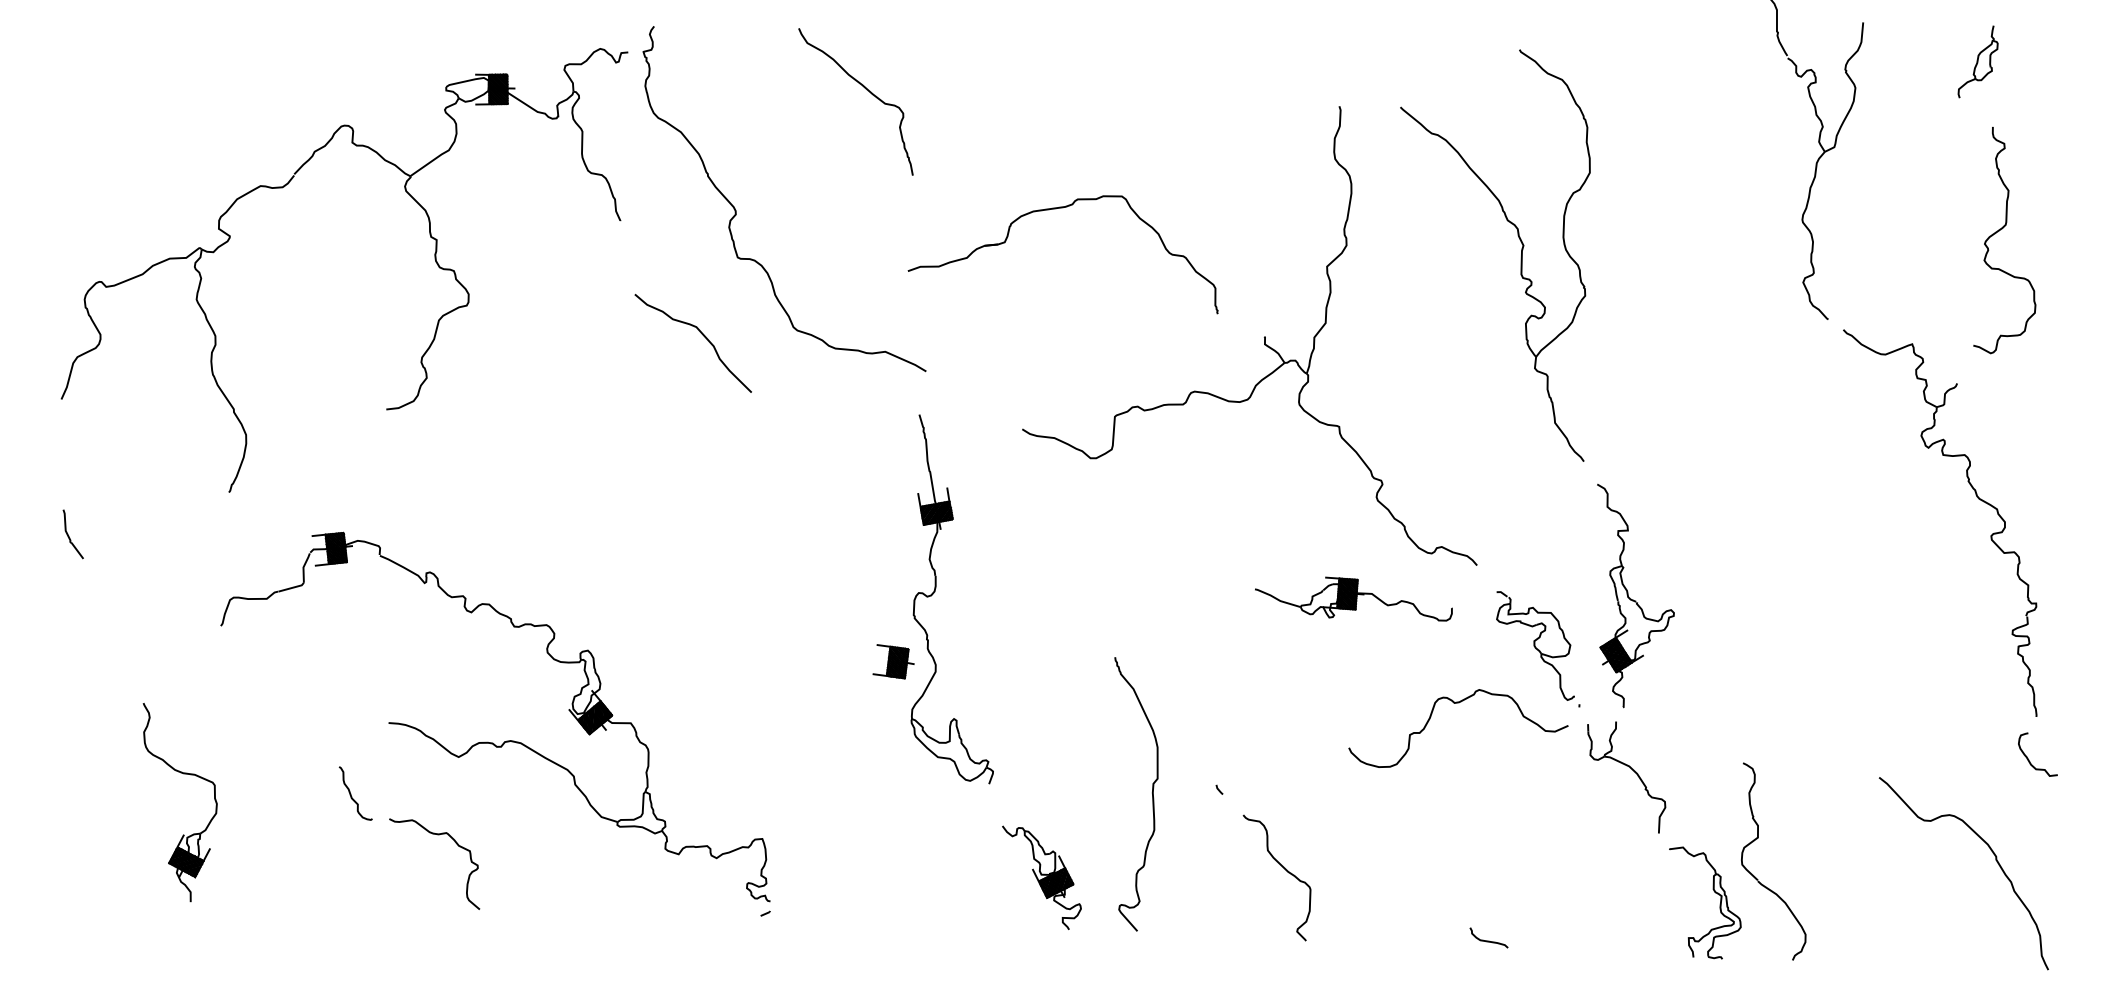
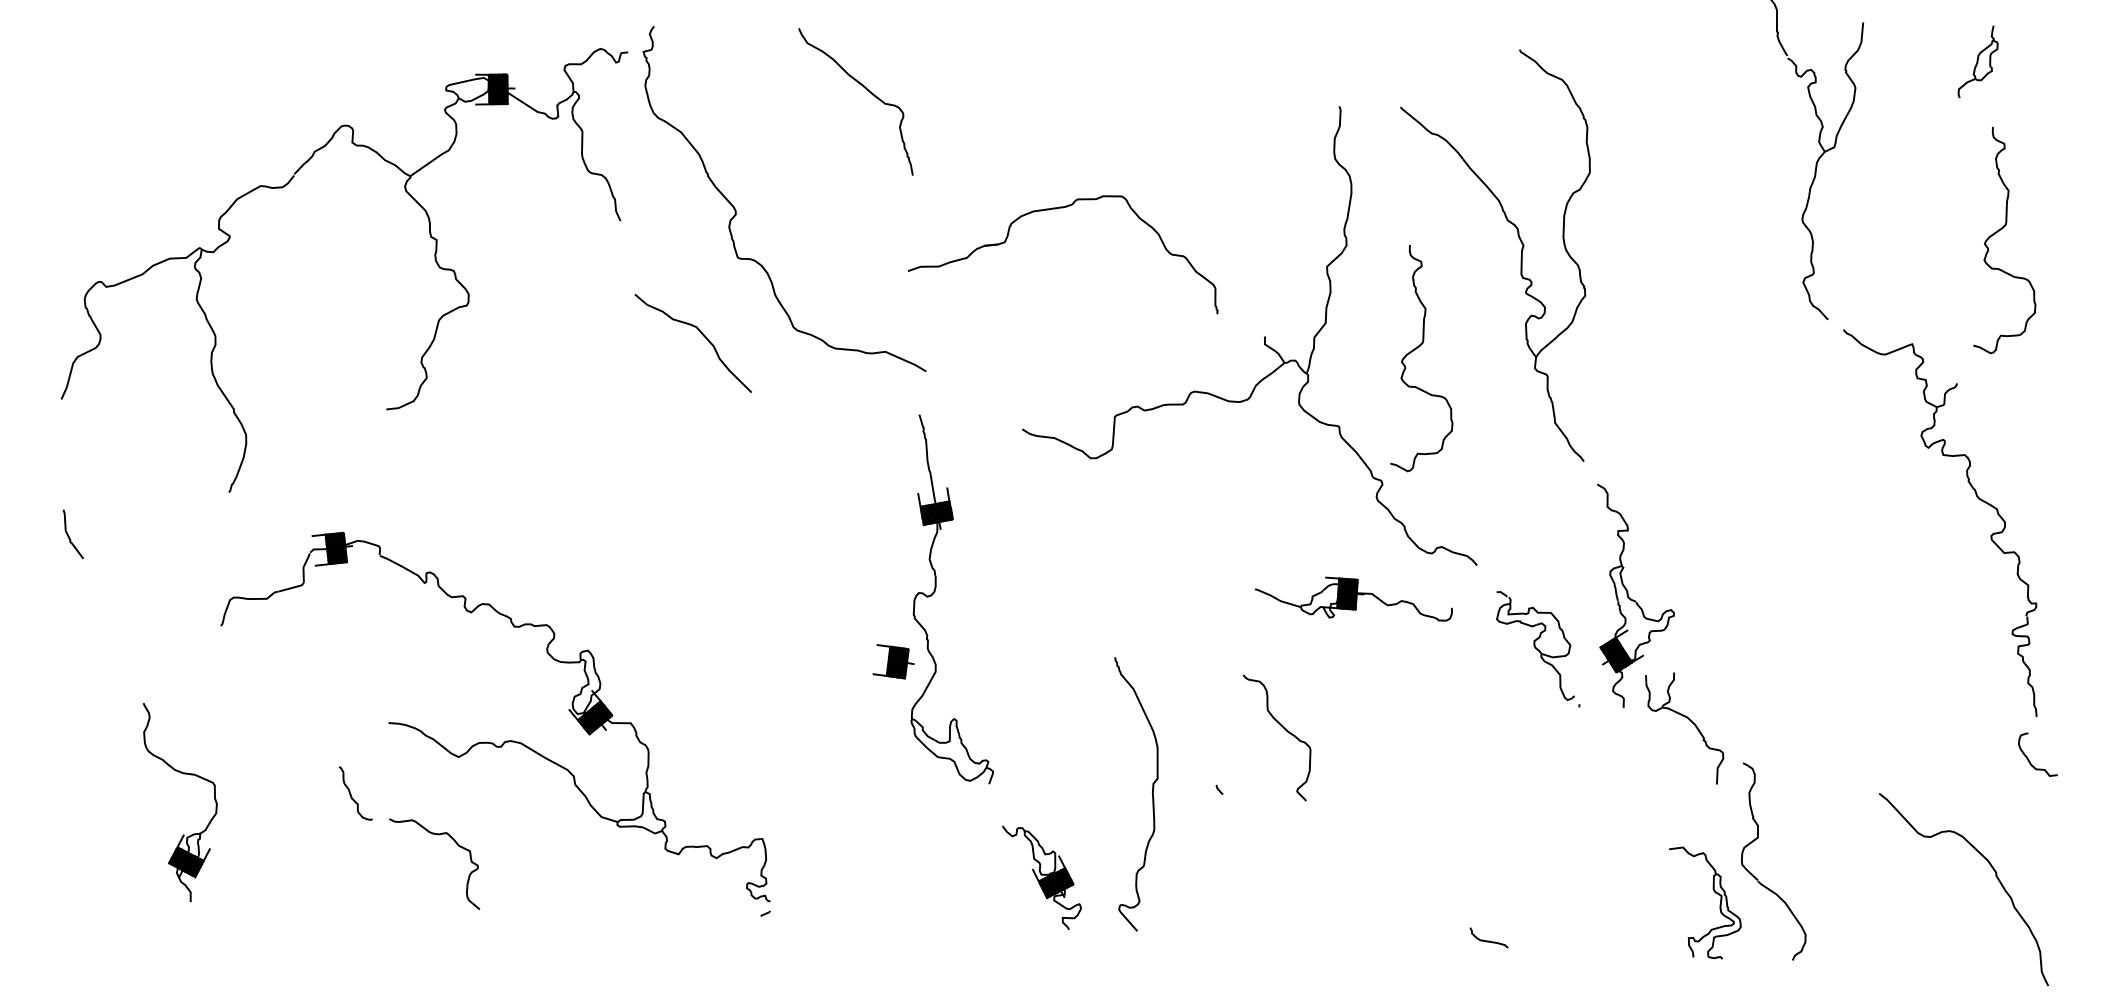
curve: none -> present (1416, 349)
curve: present -> none (1458, 703)
part position: (1632, 770) -> (1690, 721) (1690, 721)
curve position: (1995, 860) -> (1995, 876) (1995, 876)
curve position: (1284, 869) -> (1284, 729) (1284, 729)
